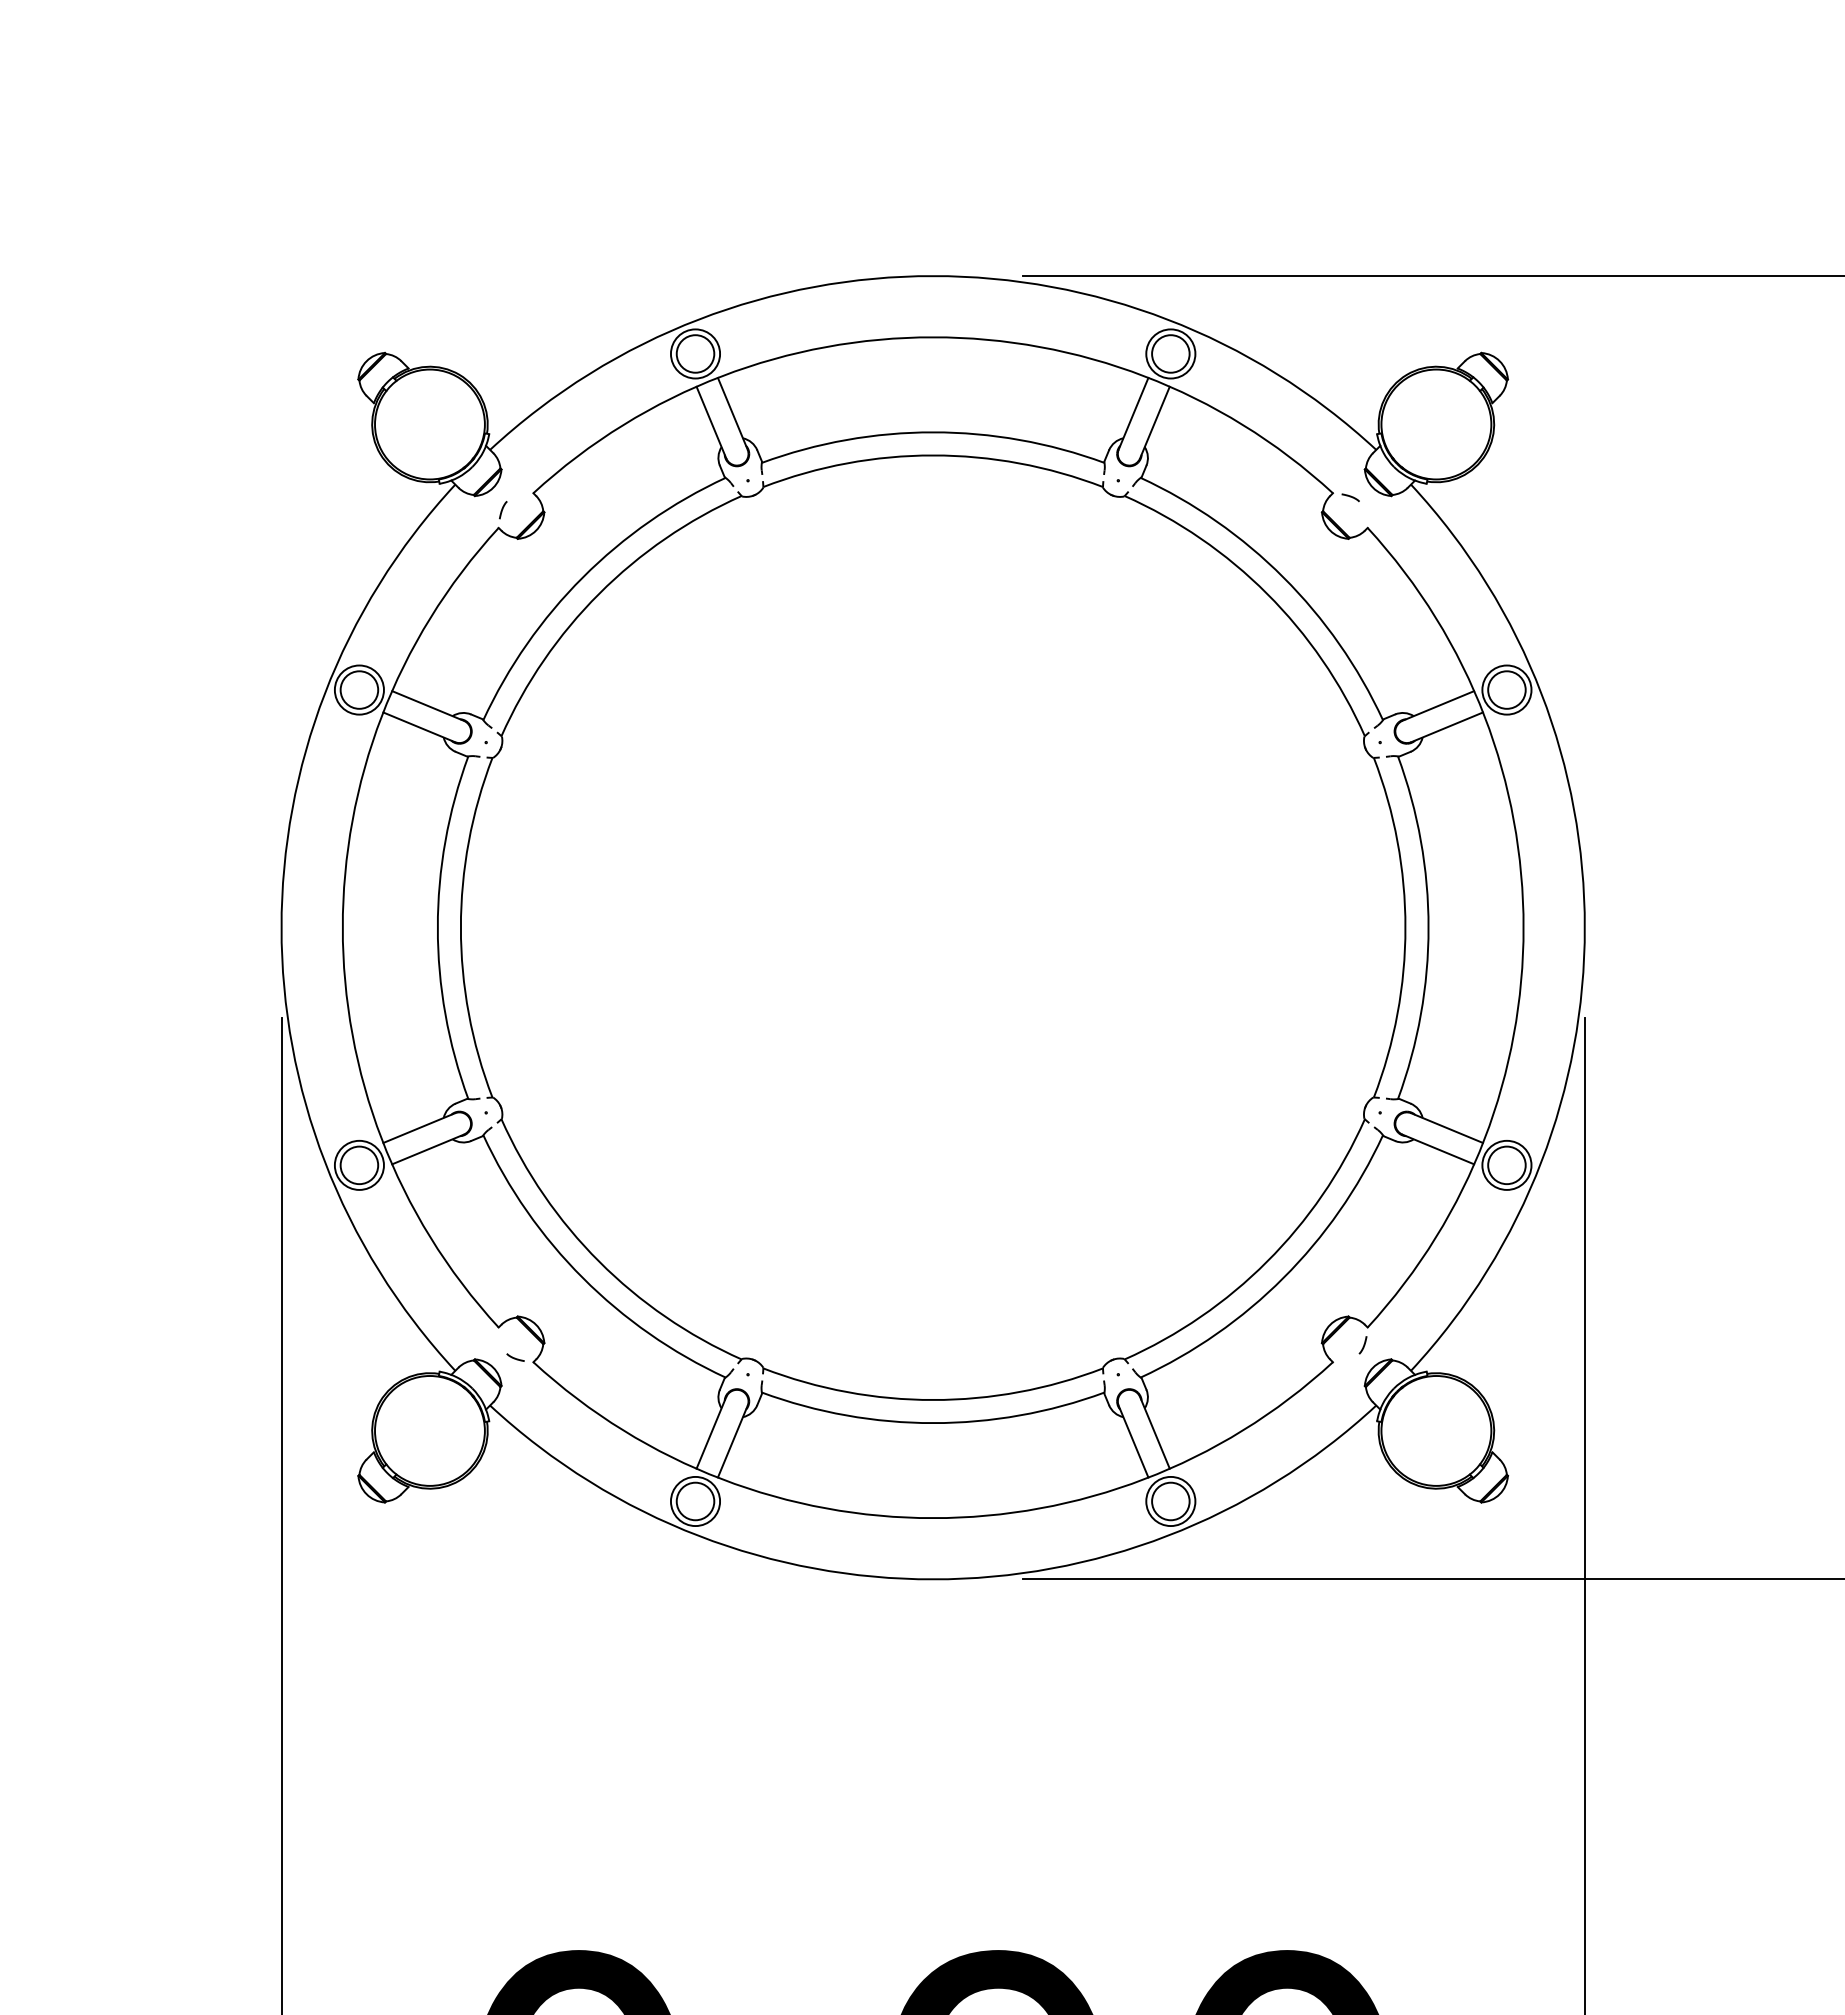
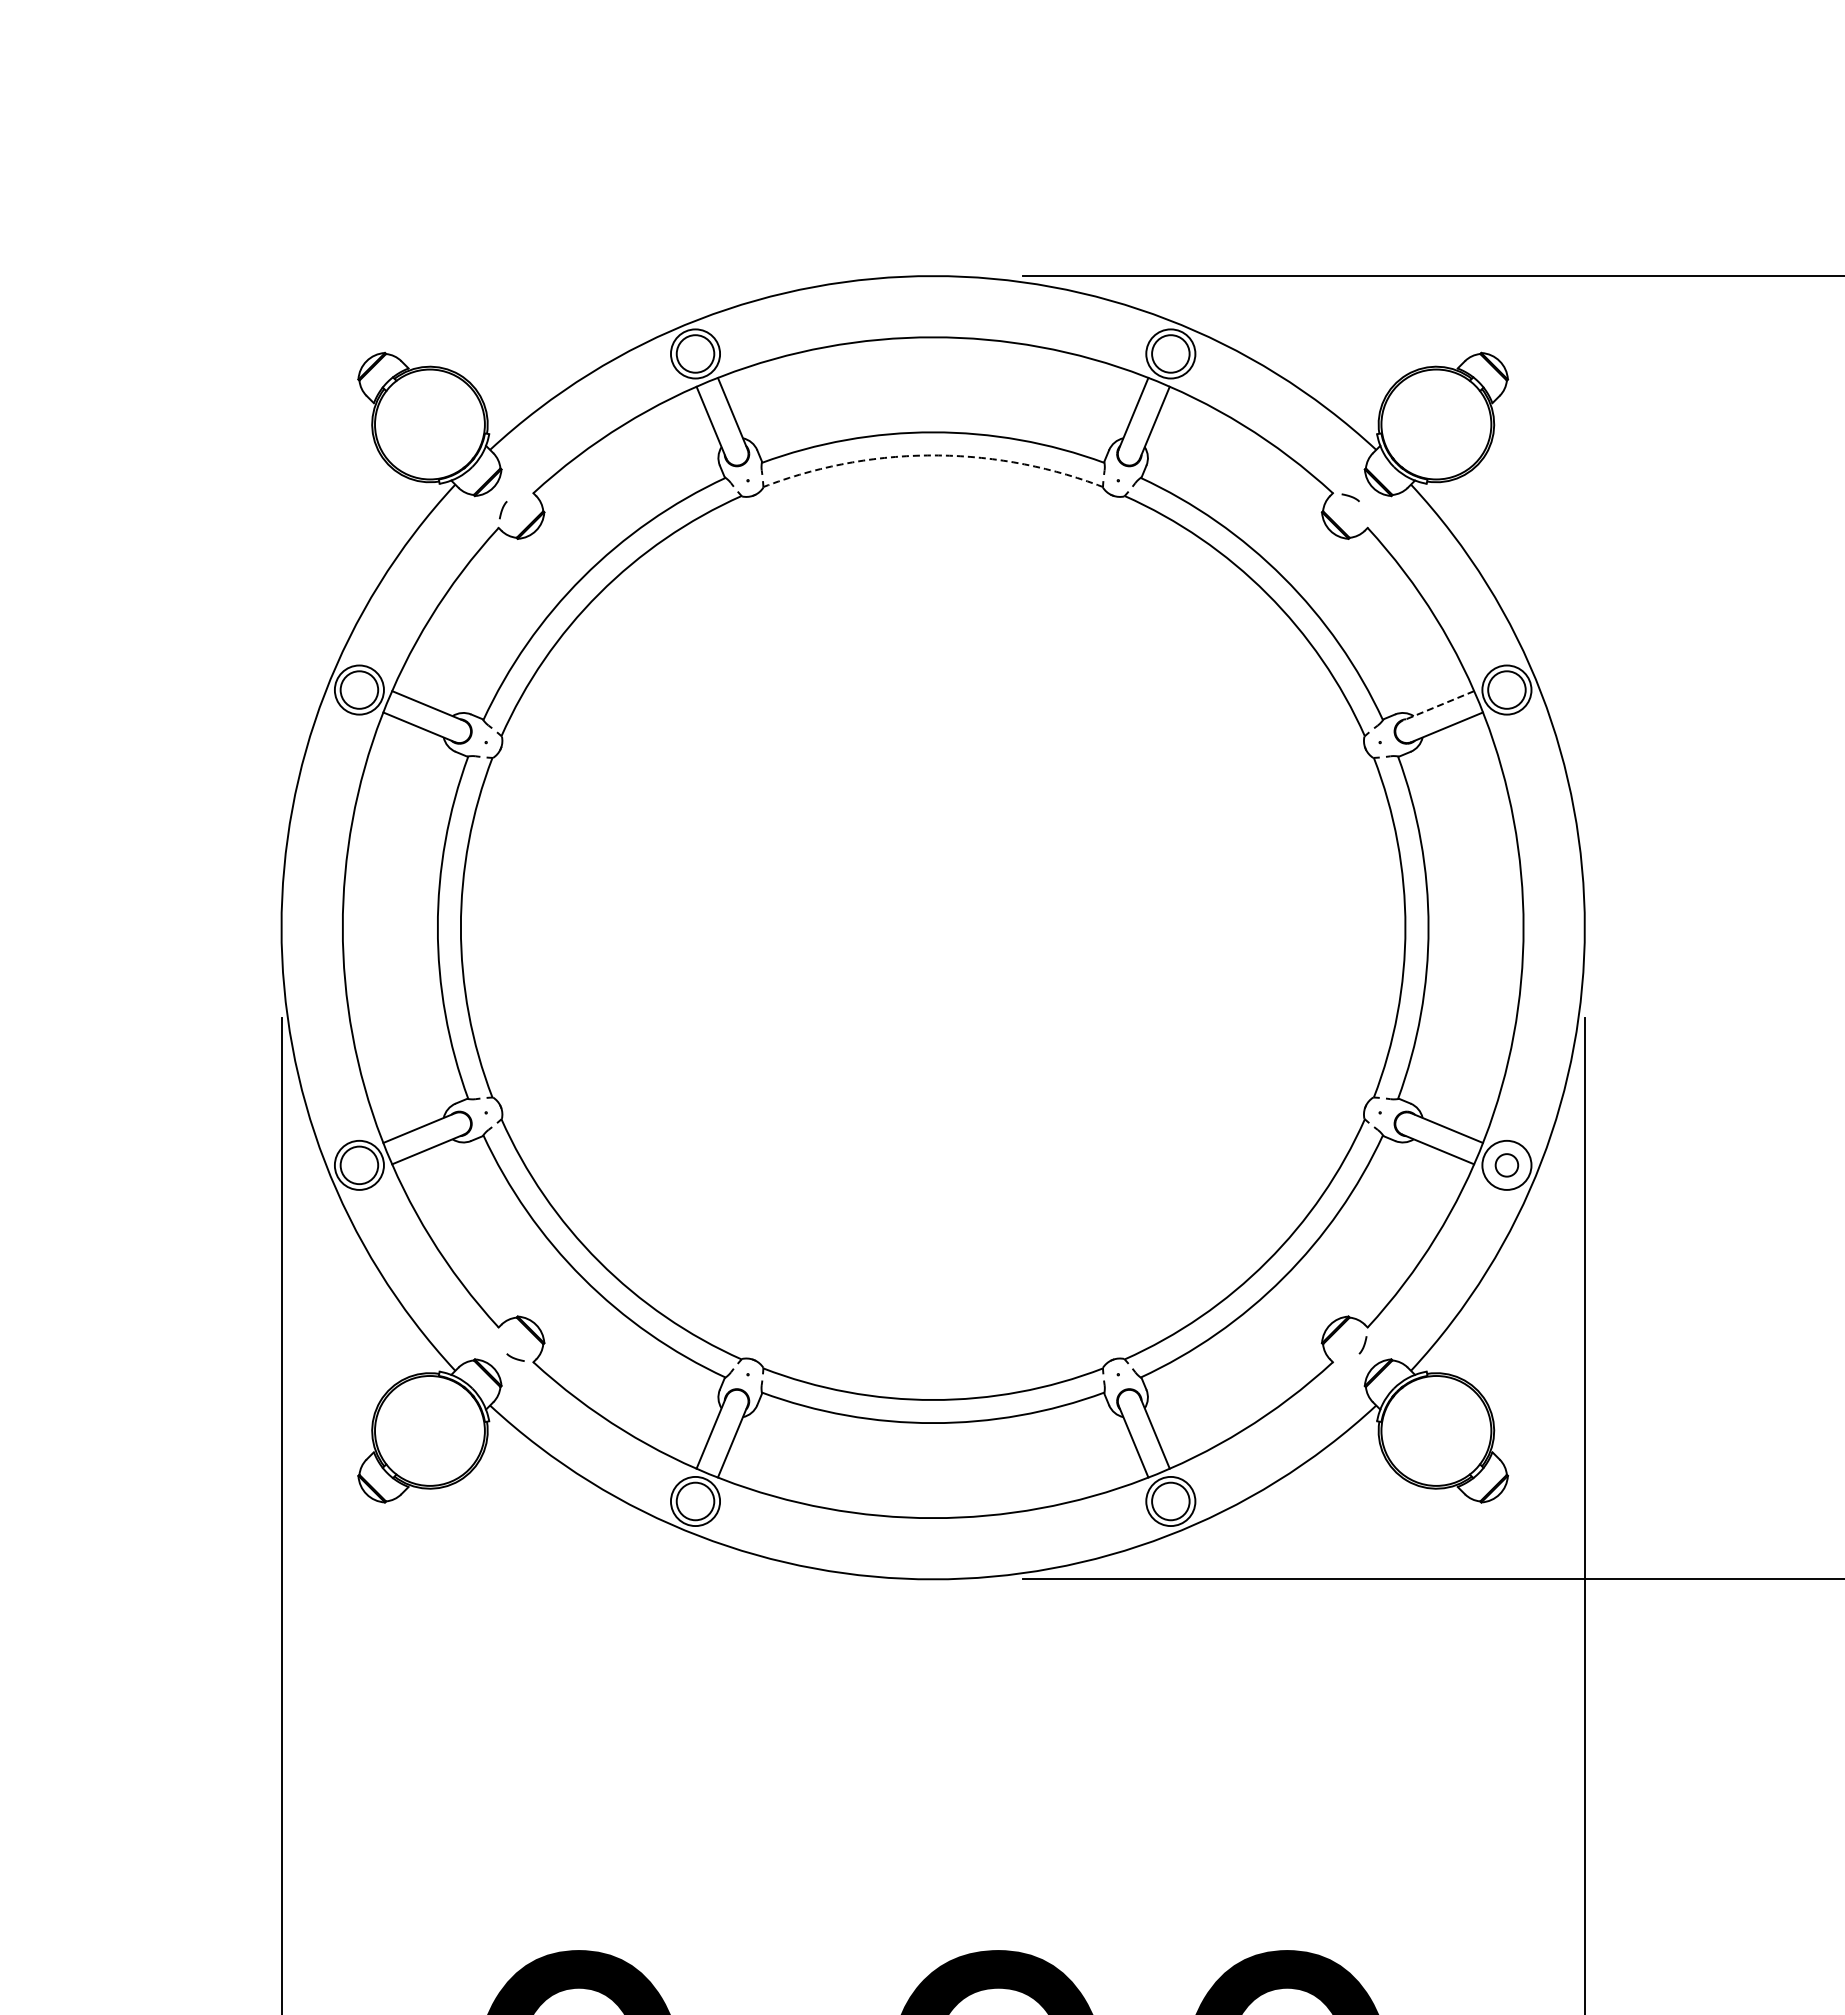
arc: solid -> dashed (933, 455)
line: solid -> dashed (1438, 706)
circle diameter: 38 px -> 23 px (1506, 1165)
